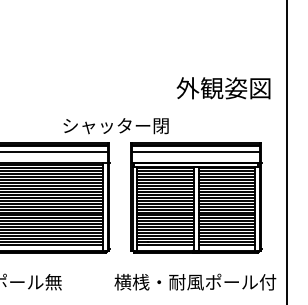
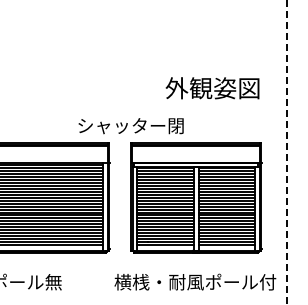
text position: (223, 88) -> (212, 88) (212, 88)
text position: (115, 126) -> (130, 126) (130, 126)
line: present -> none (54, 152)
line: present -> none (195, 152)
line: solid -> dashed (287, 152)
